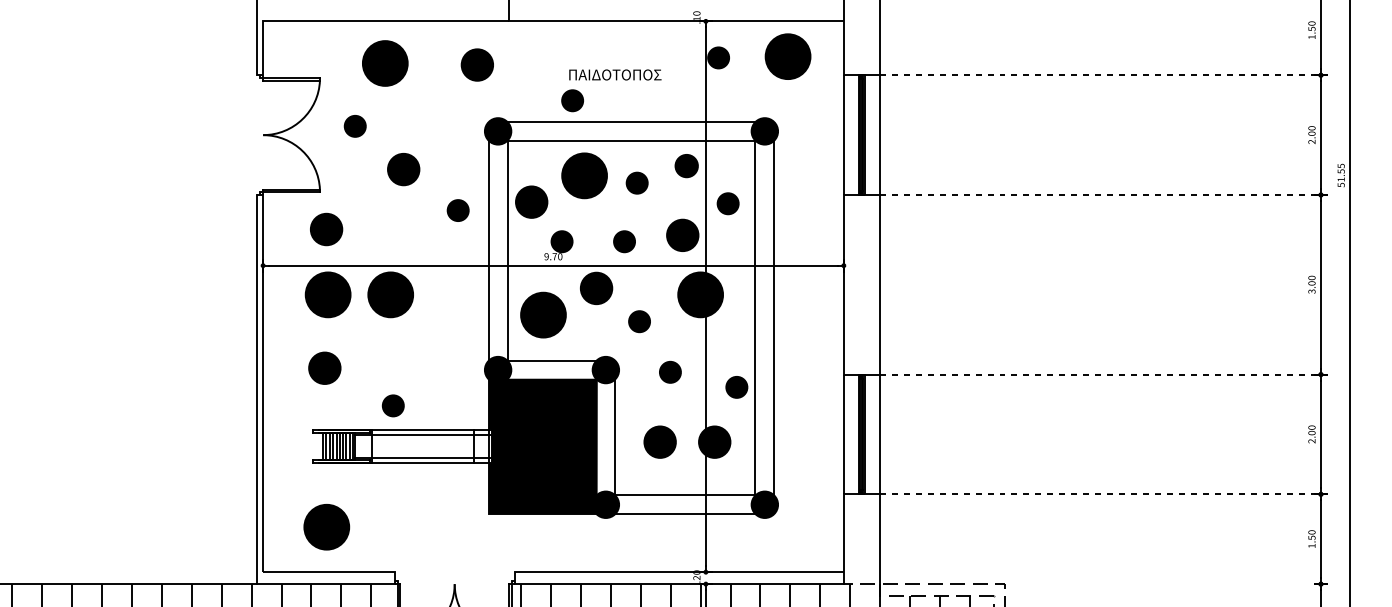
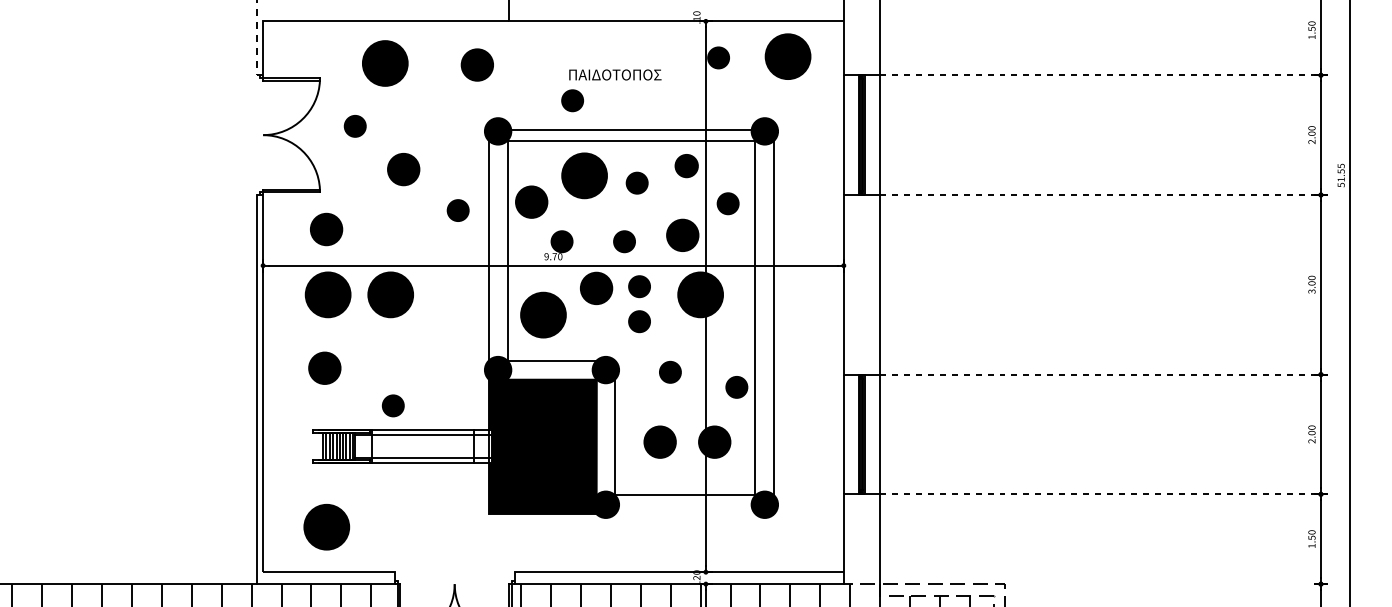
line: solid -> dashed (257, 41)
line position: (631, 121) -> (631, 129) (631, 129)
part: none -> present (639, 286)
line: present -> none (685, 514)
